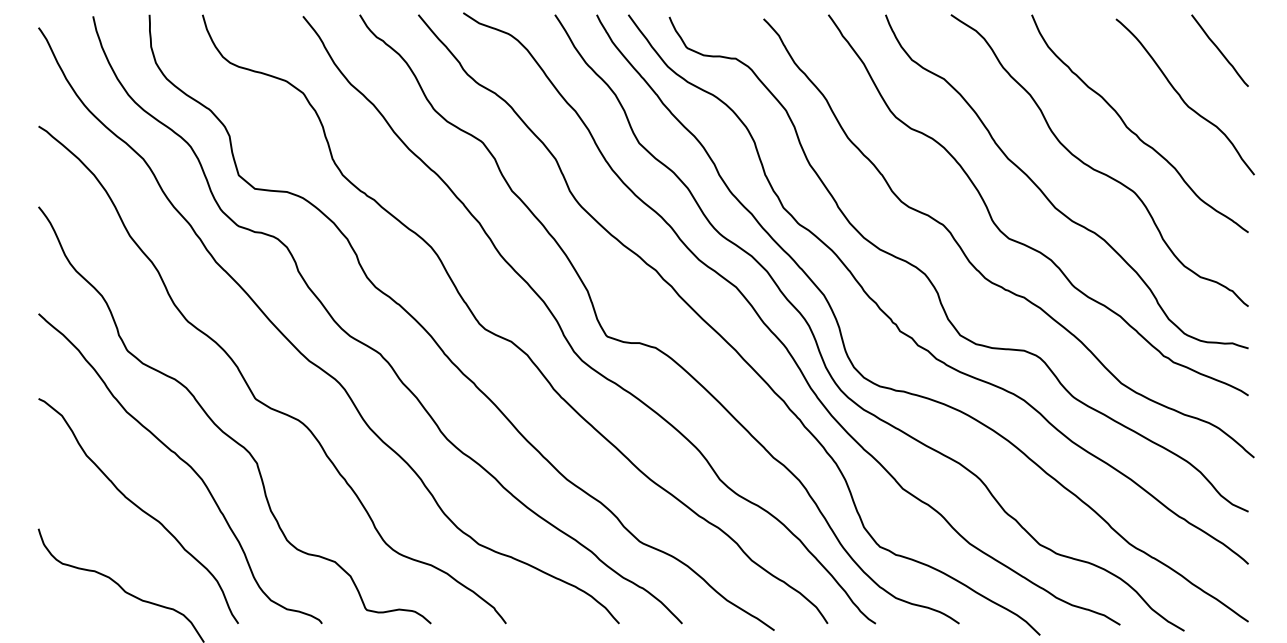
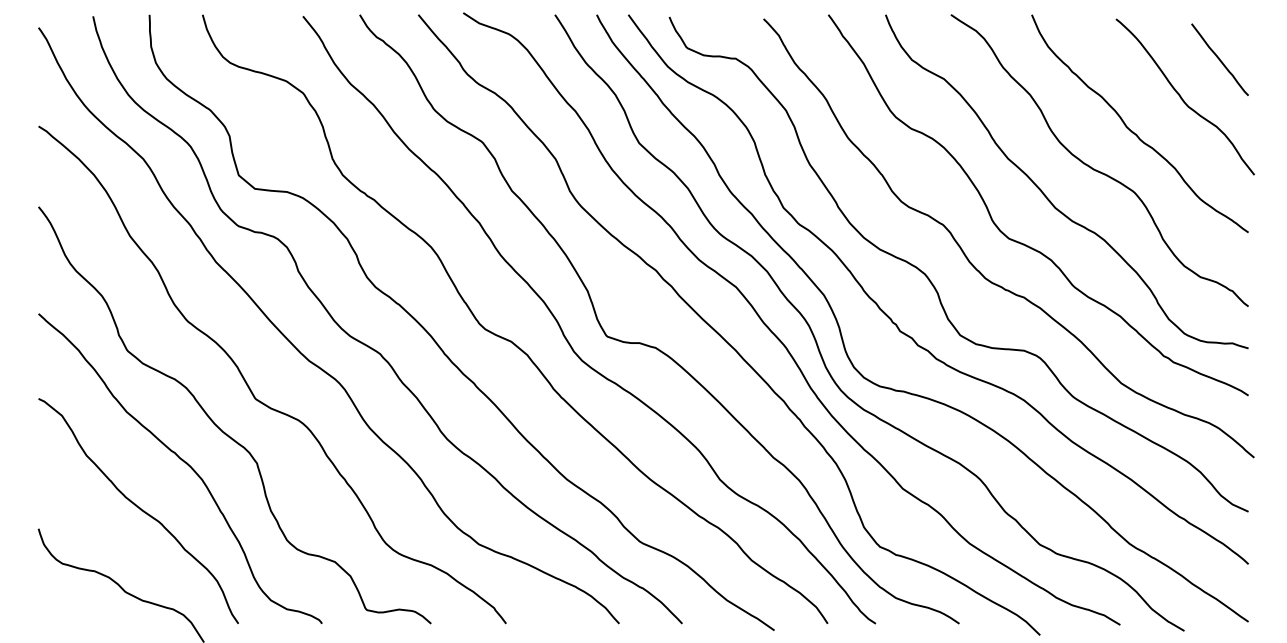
line position: (1219, 50) -> (1219, 59) (1219, 59)
